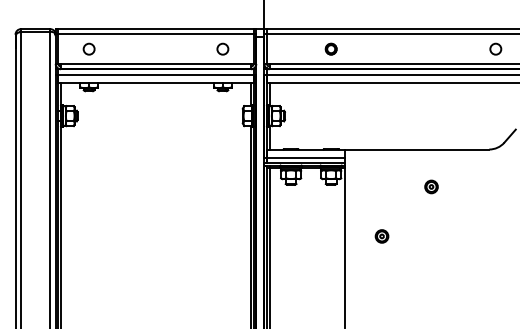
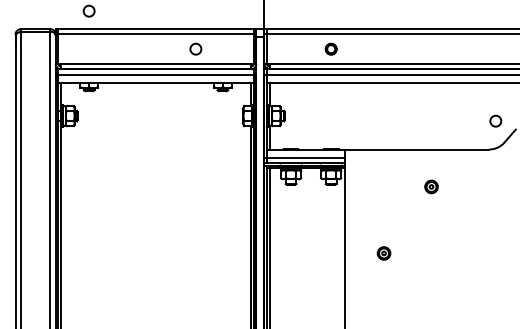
circle position: (88, 48) -> (88, 10) (88, 10)
circle position: (222, 48) -> (195, 48) (195, 48)
circle position: (495, 48) -> (495, 120) (495, 120)
part position: (381, 236) -> (383, 253) (383, 253)
